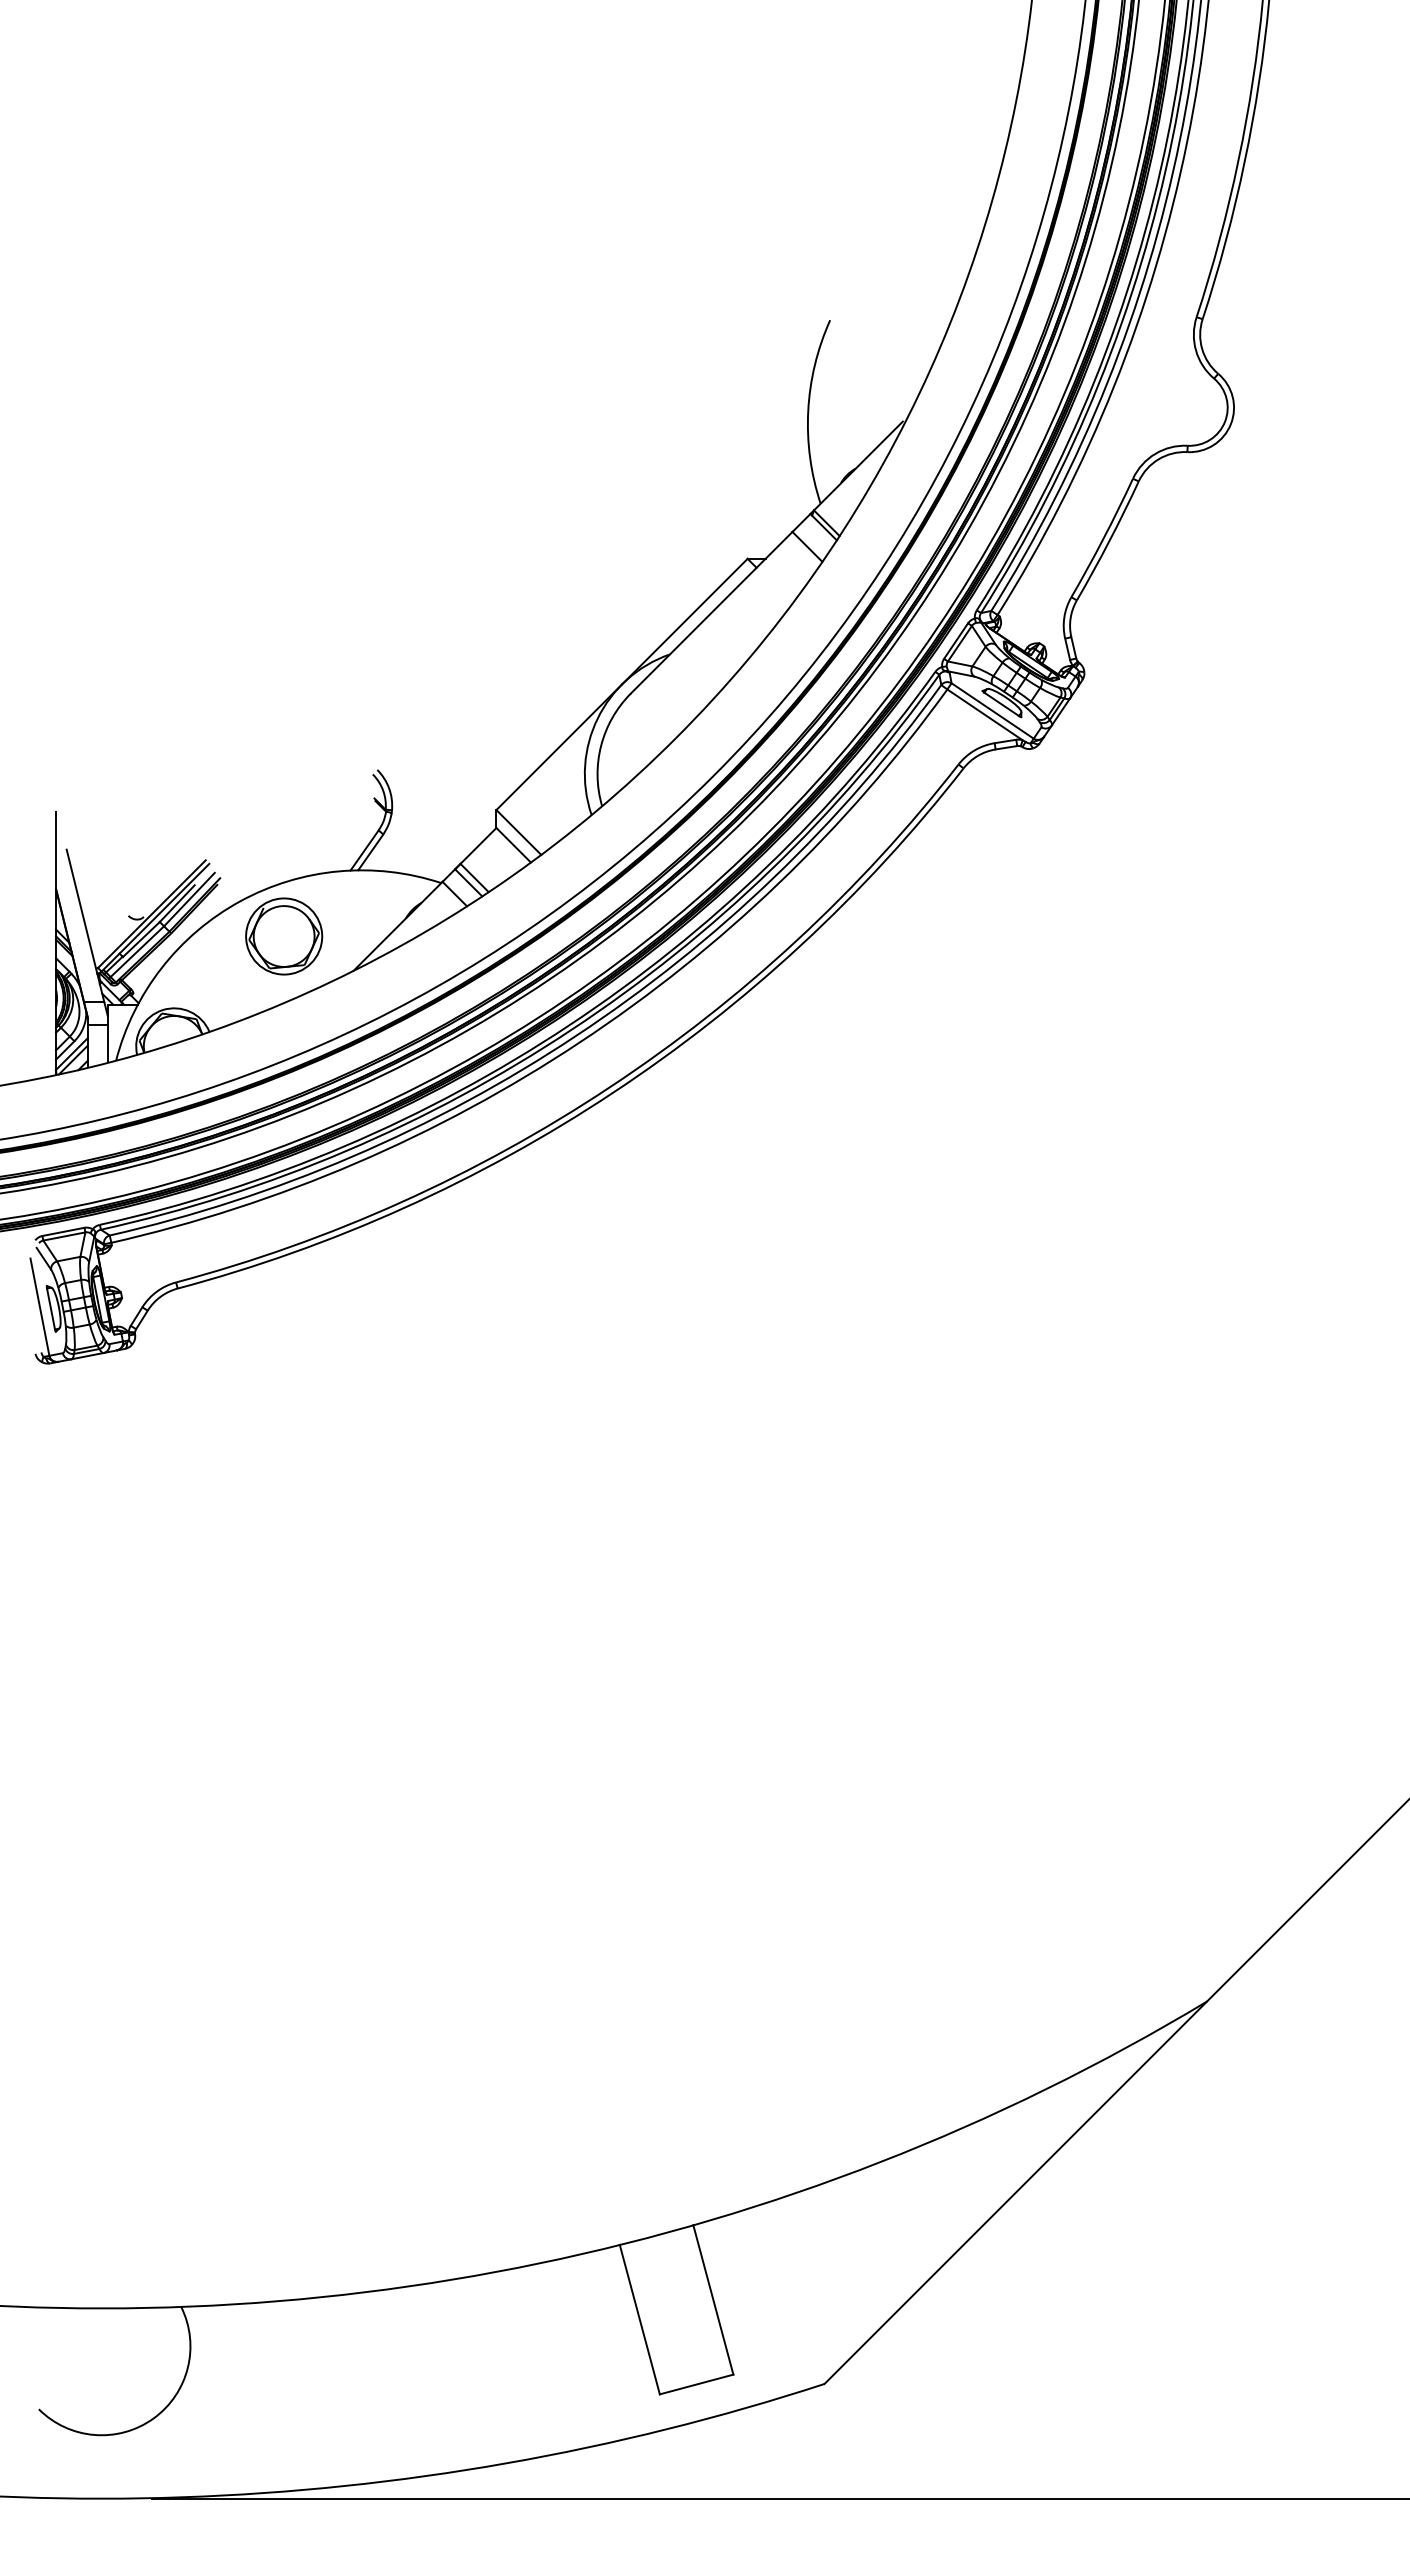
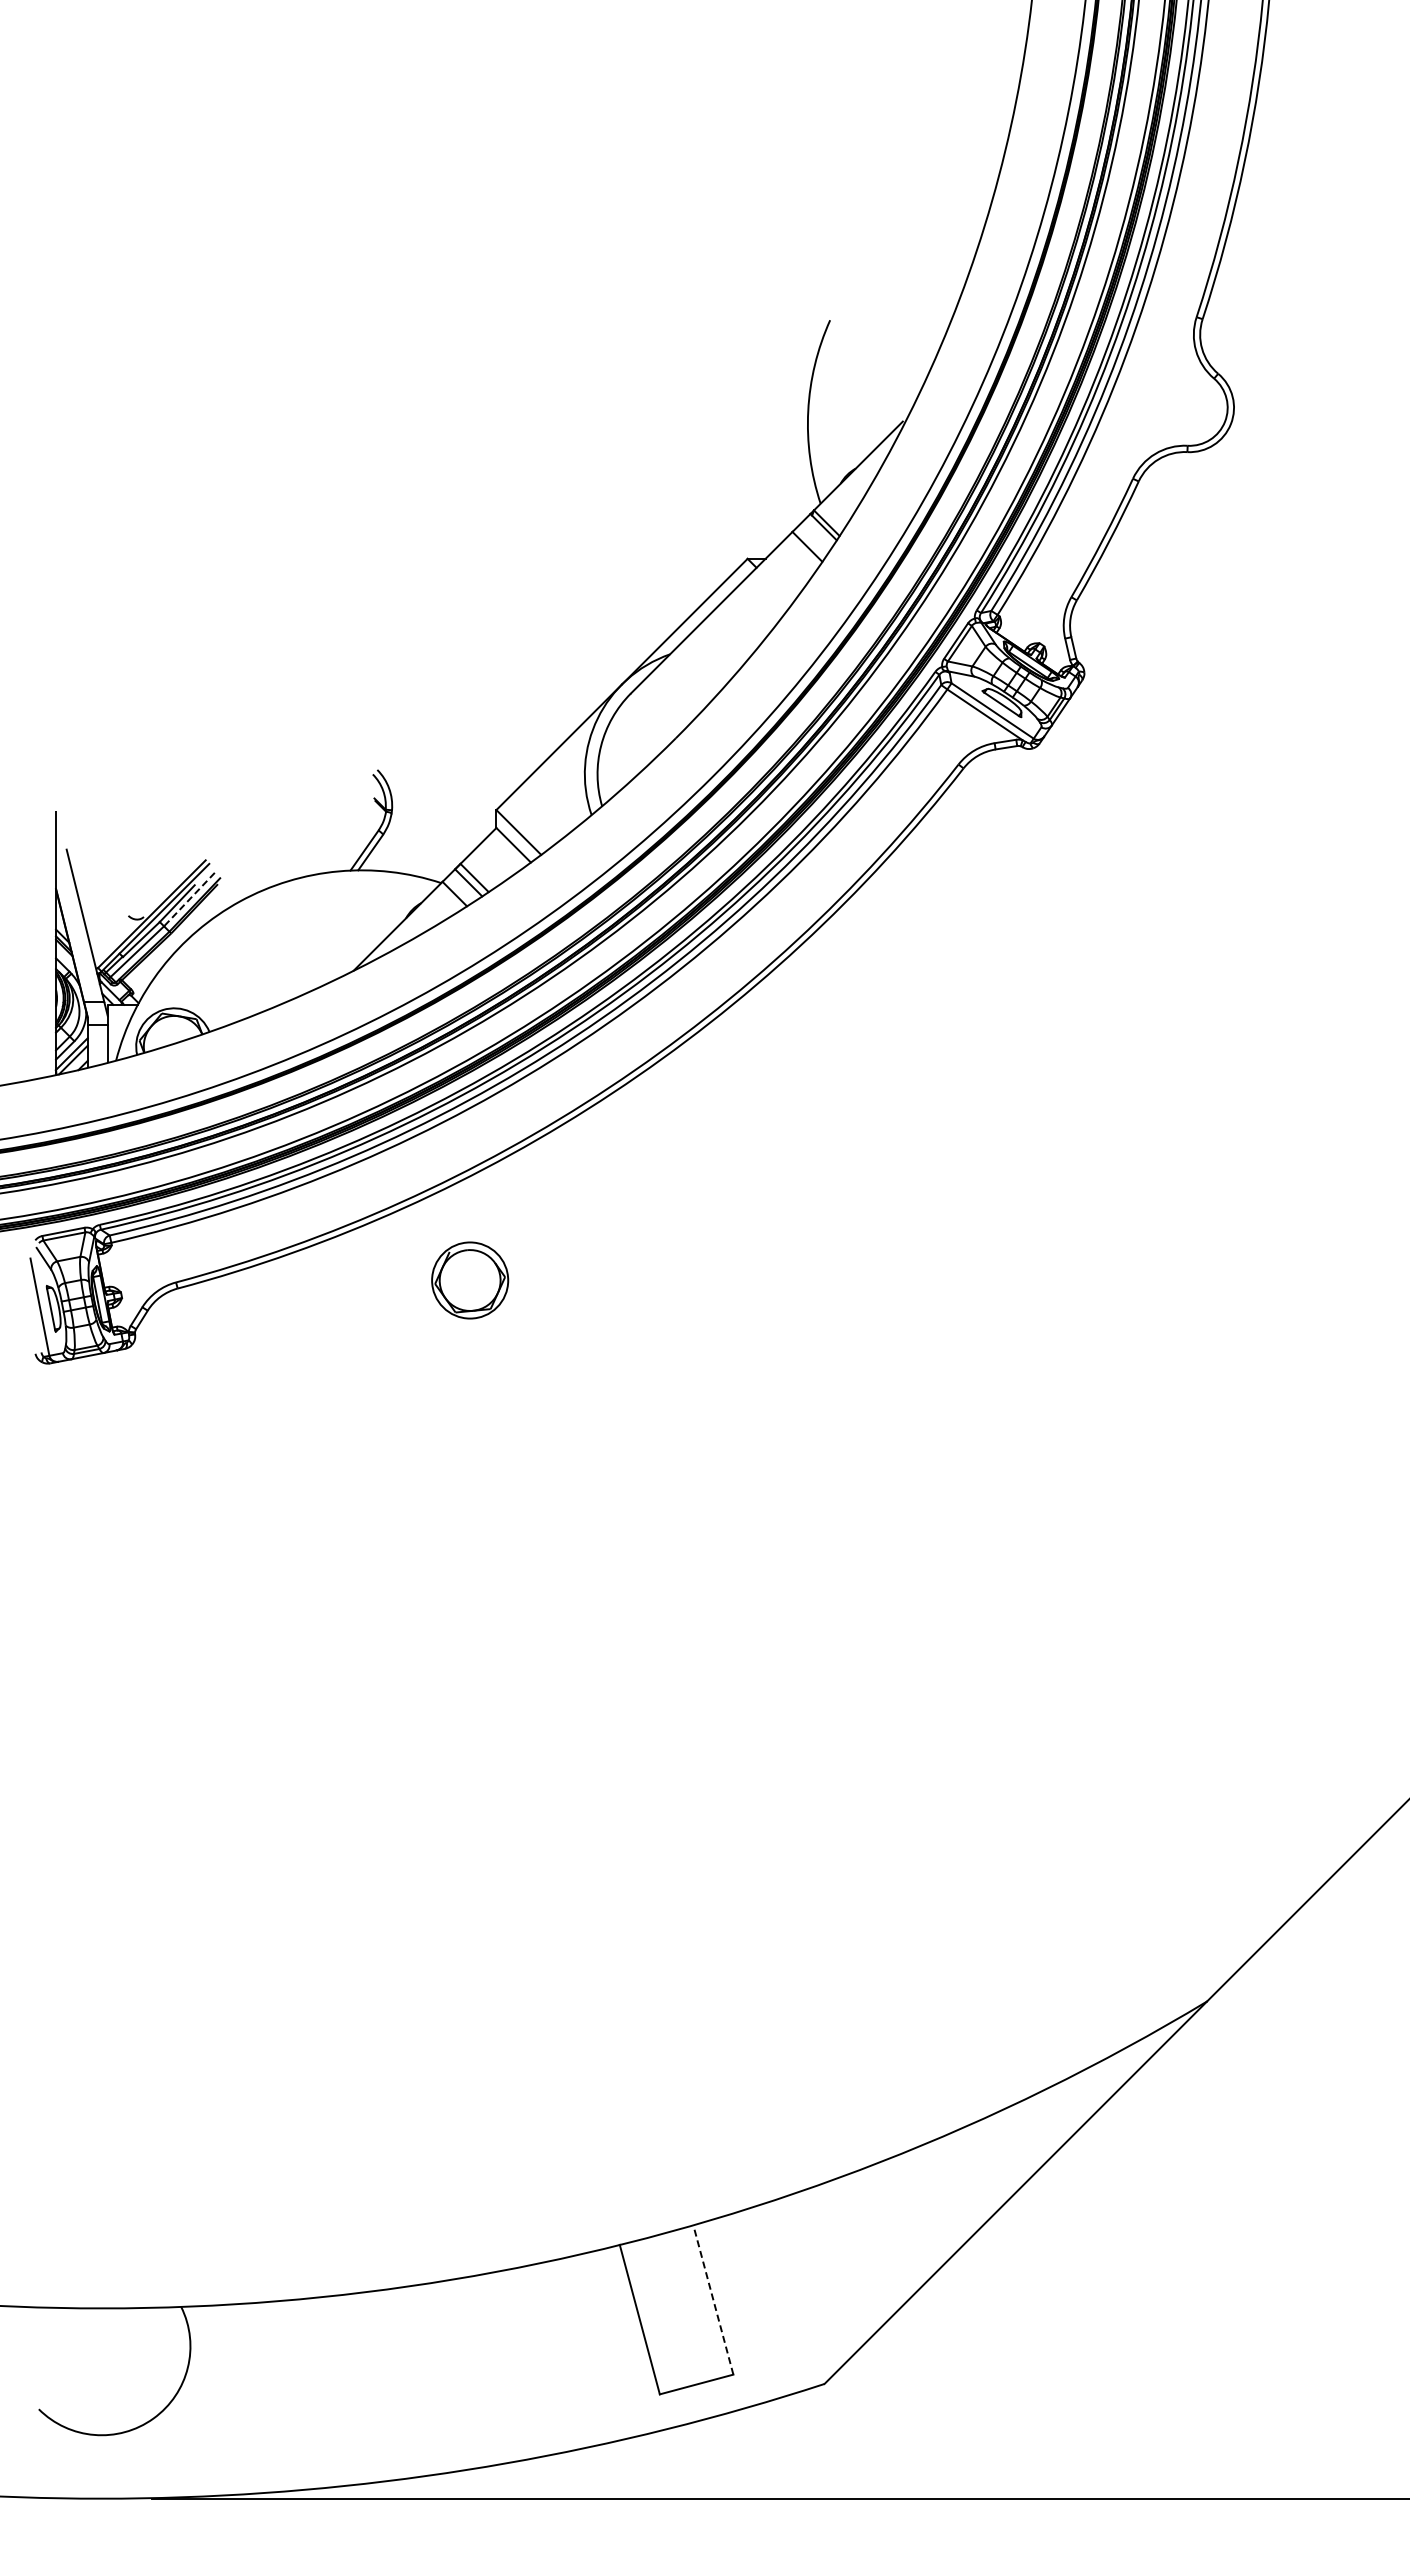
line: solid -> dashed (189, 899)
part position: (284, 936) -> (470, 1280) (470, 1280)
line: solid -> dashed (713, 2299)
